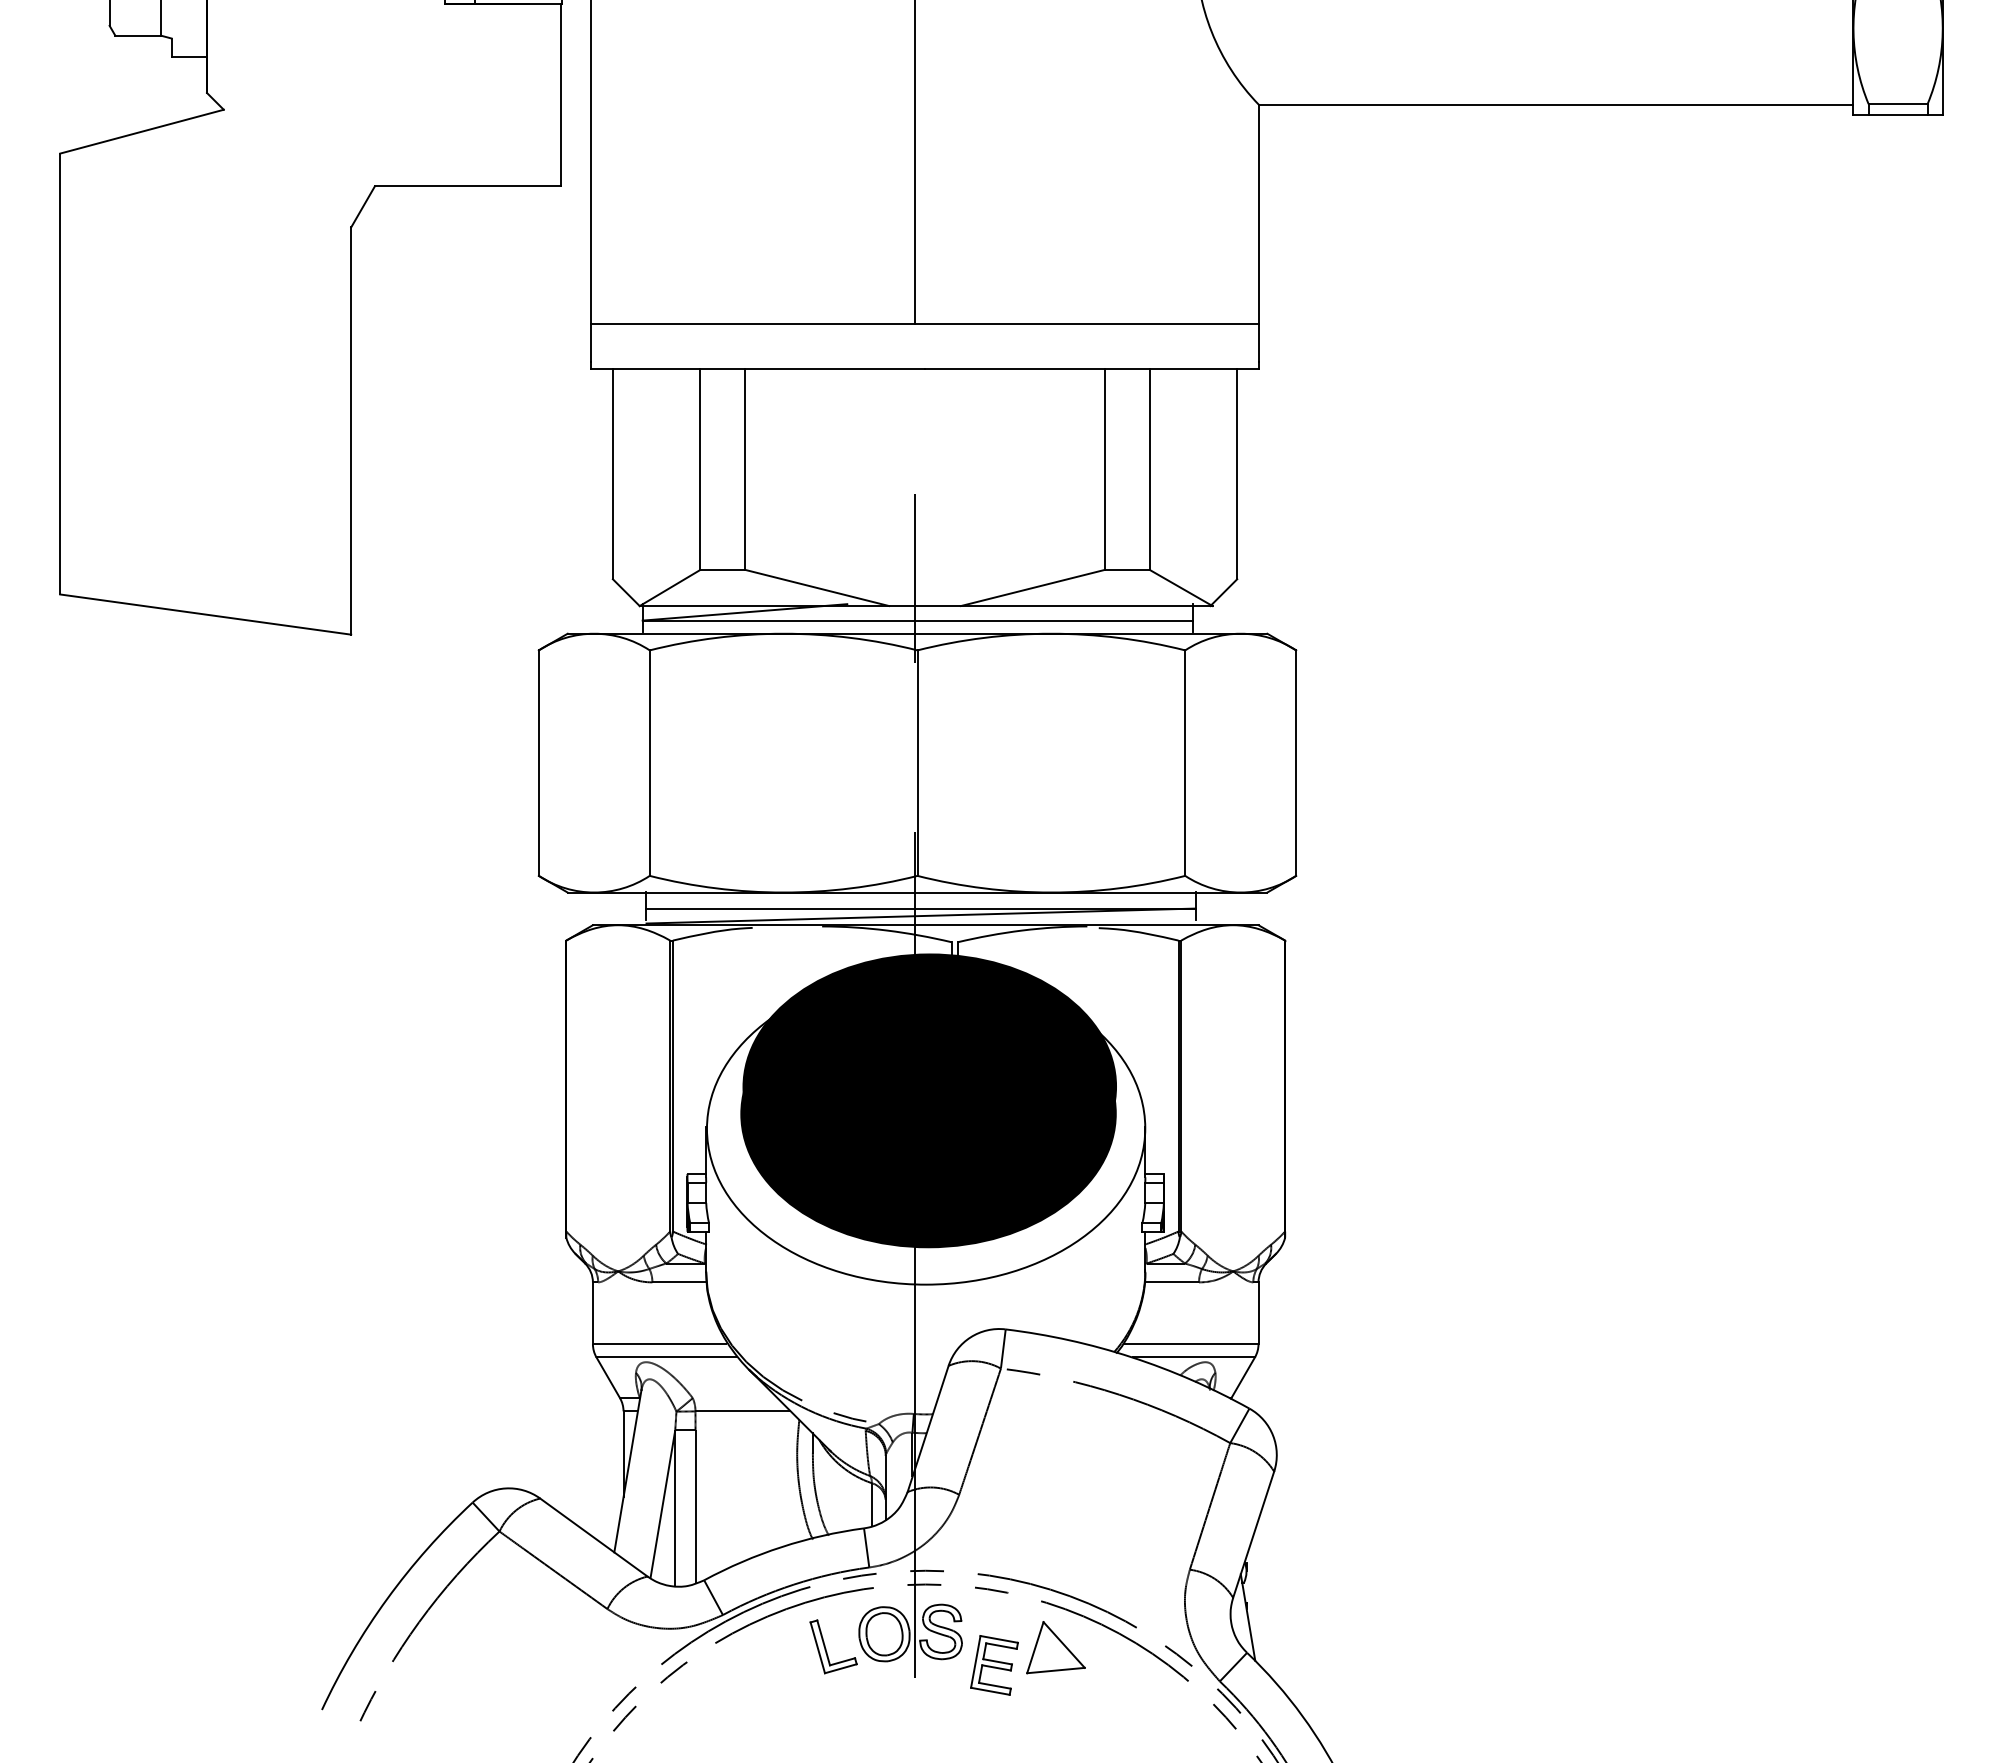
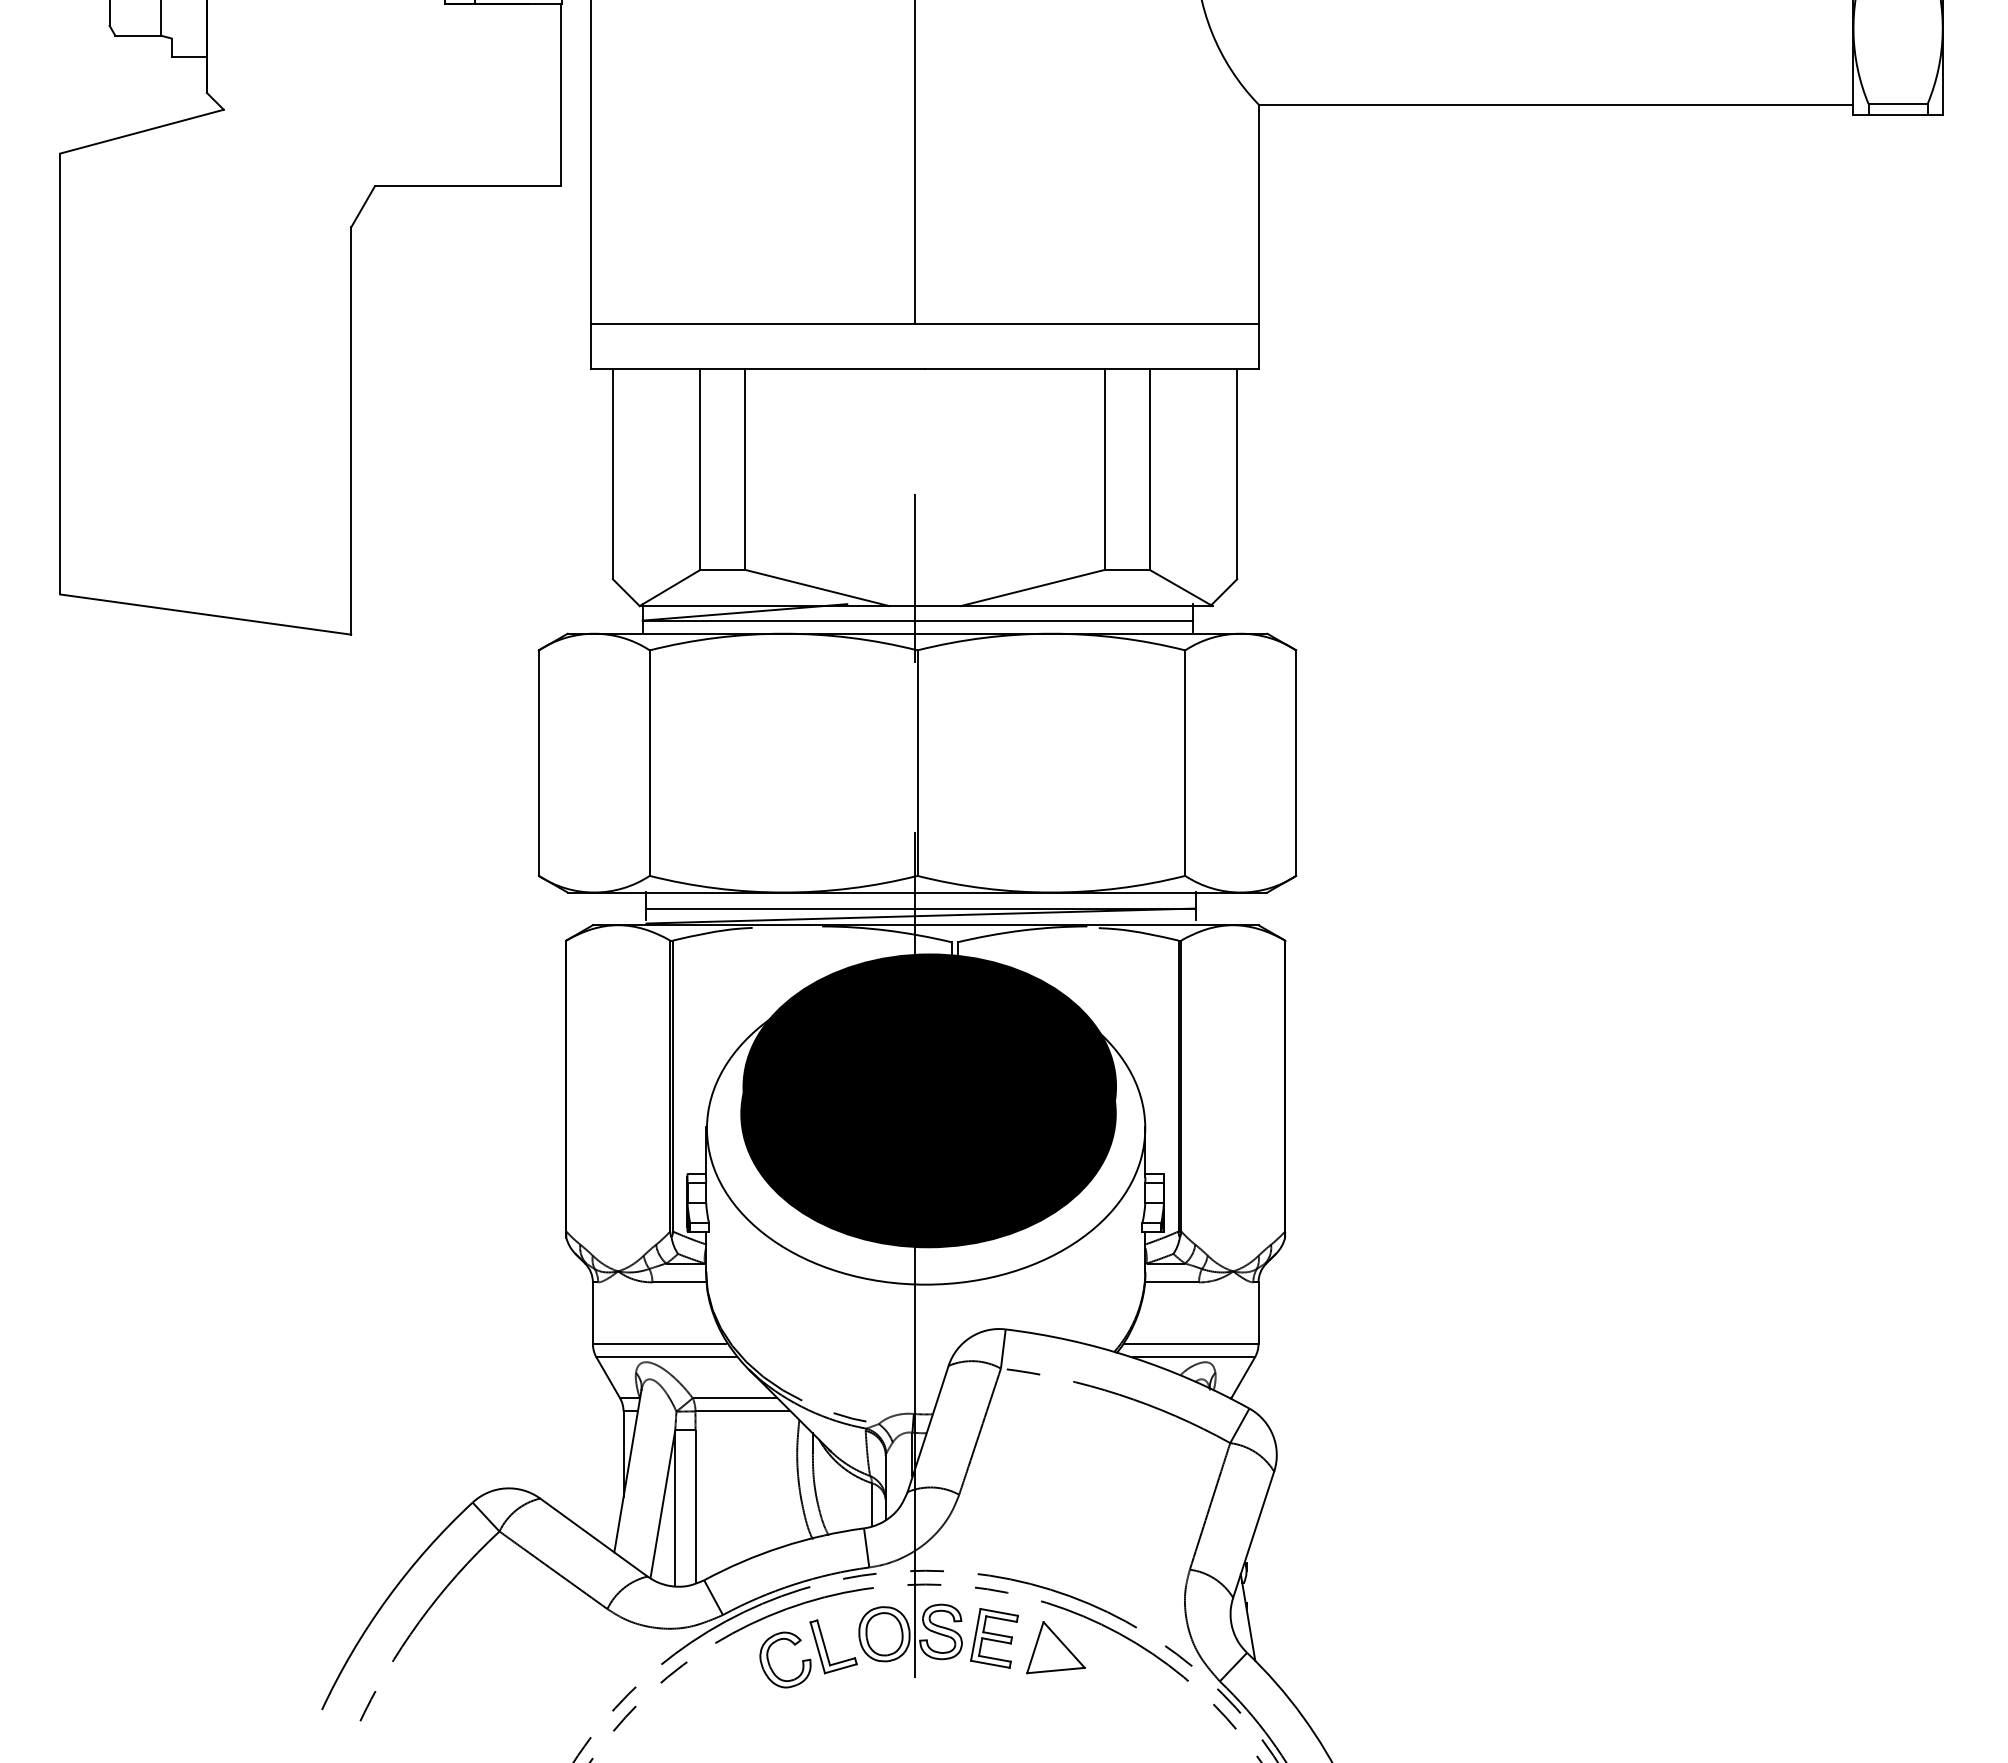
line: none -> present (734, 1398)
part: none -> present (770, 1664)
part position: (994, 1665) -> (994, 1638) (994, 1638)
